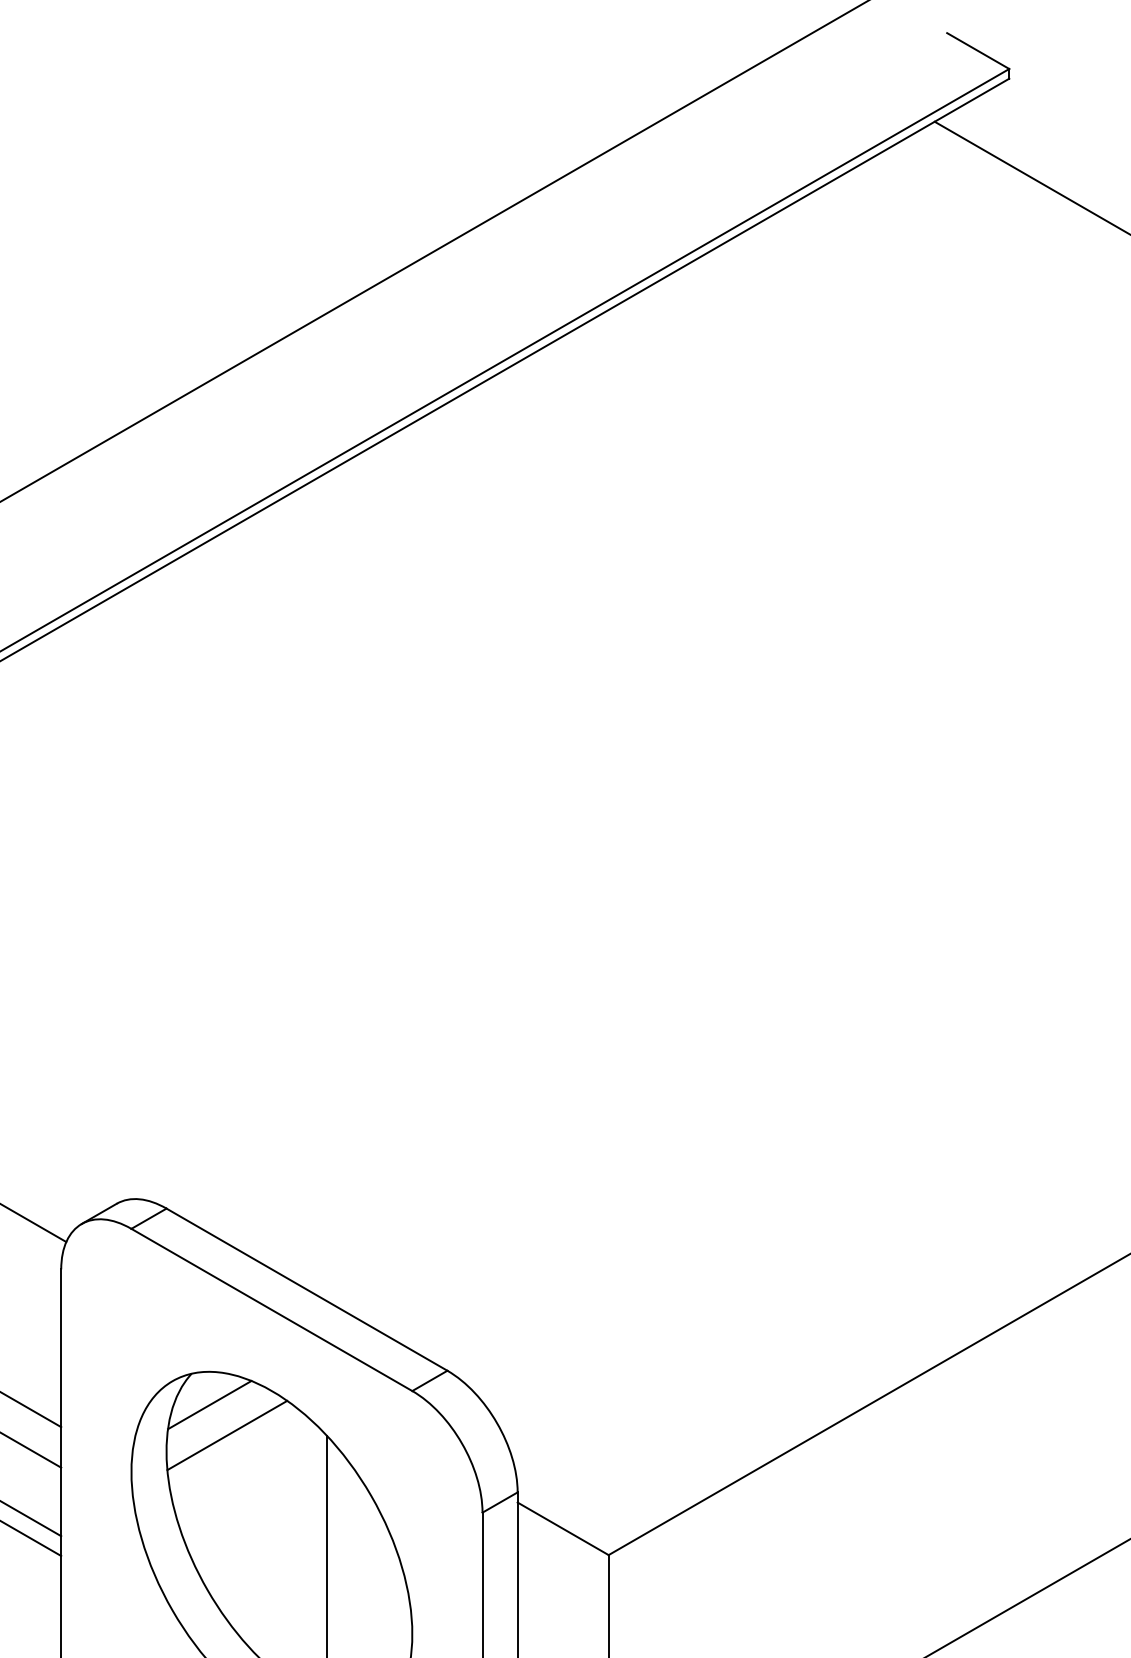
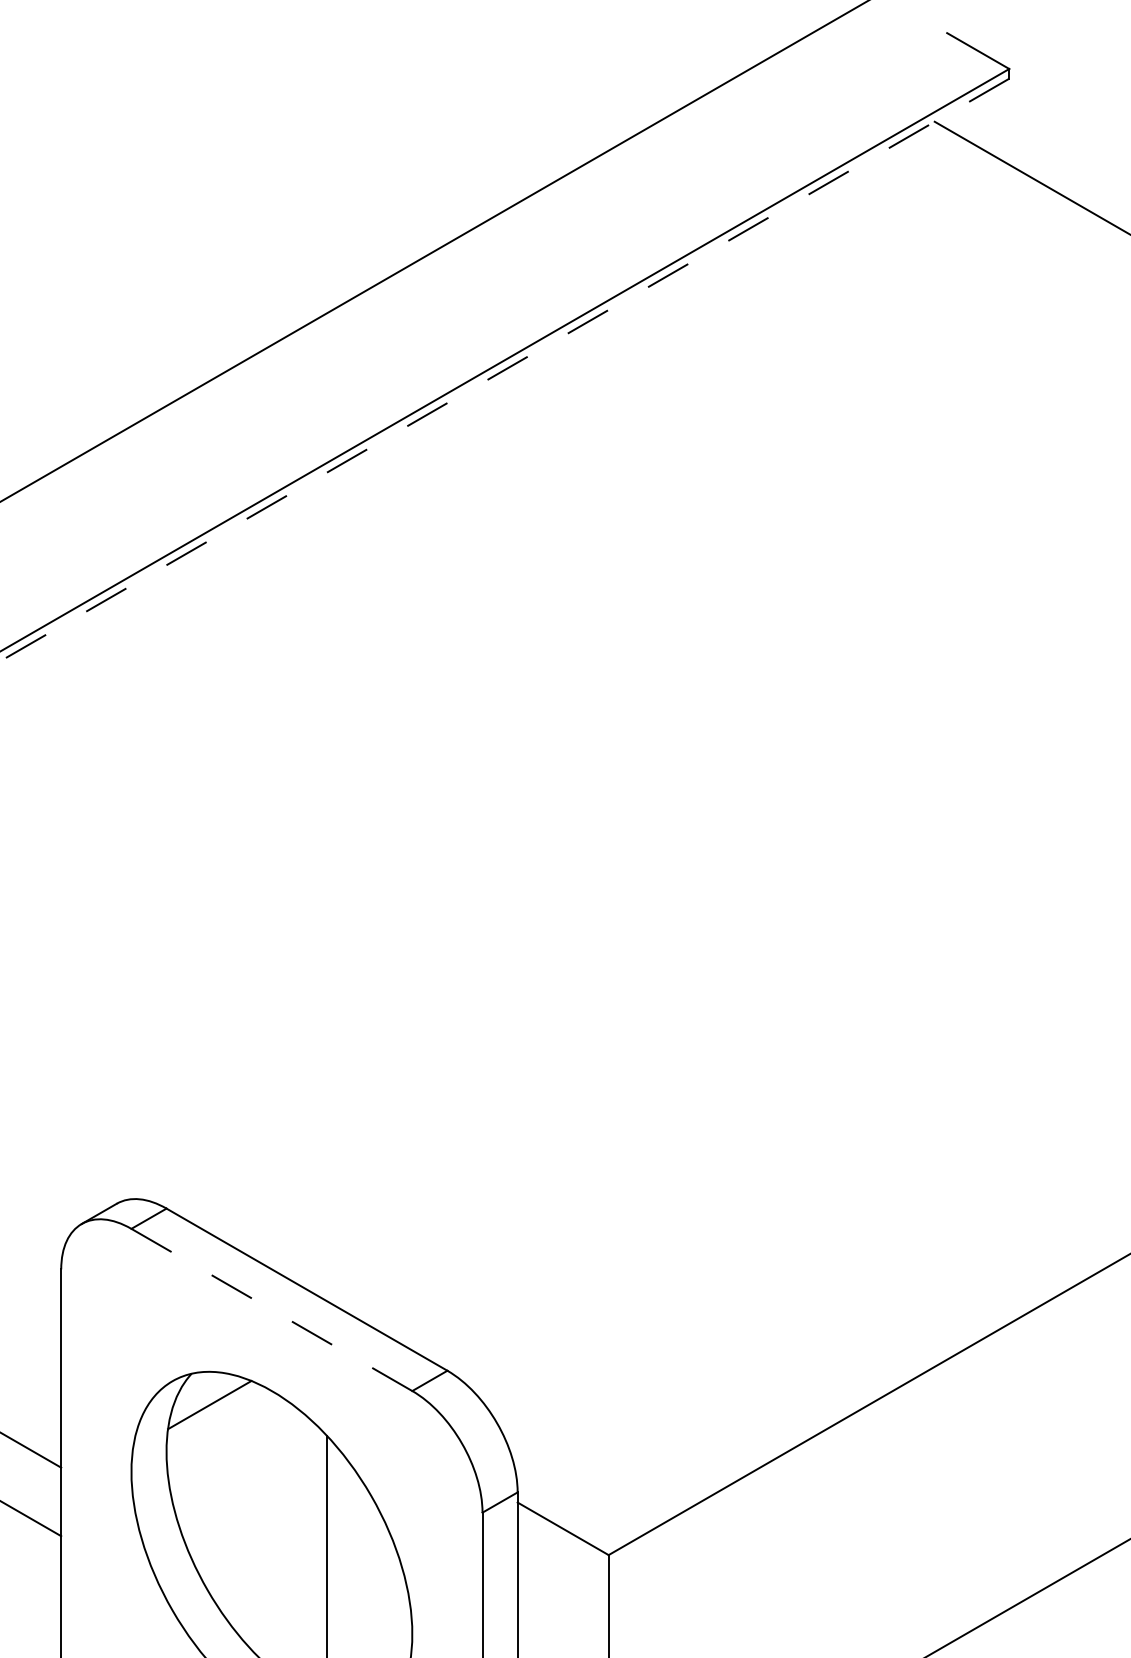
line: solid -> dashed (504, 370)
line: present -> none (34, 1223)
line: solid -> dashed (272, 1310)
line: present -> none (31, 1410)
line: present -> none (227, 1435)
line: present -> none (31, 1539)
